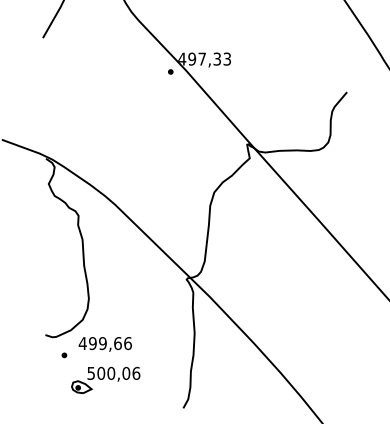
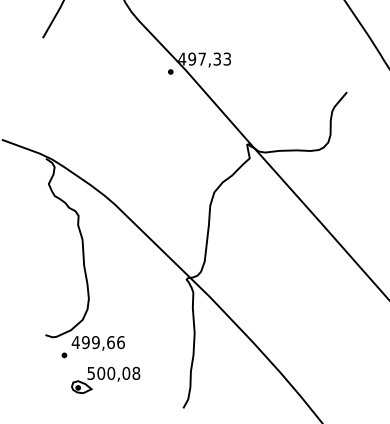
text position: (104, 344) -> (97, 343) (97, 343)
text: 500,06 -> 500,08 (136, 372)
